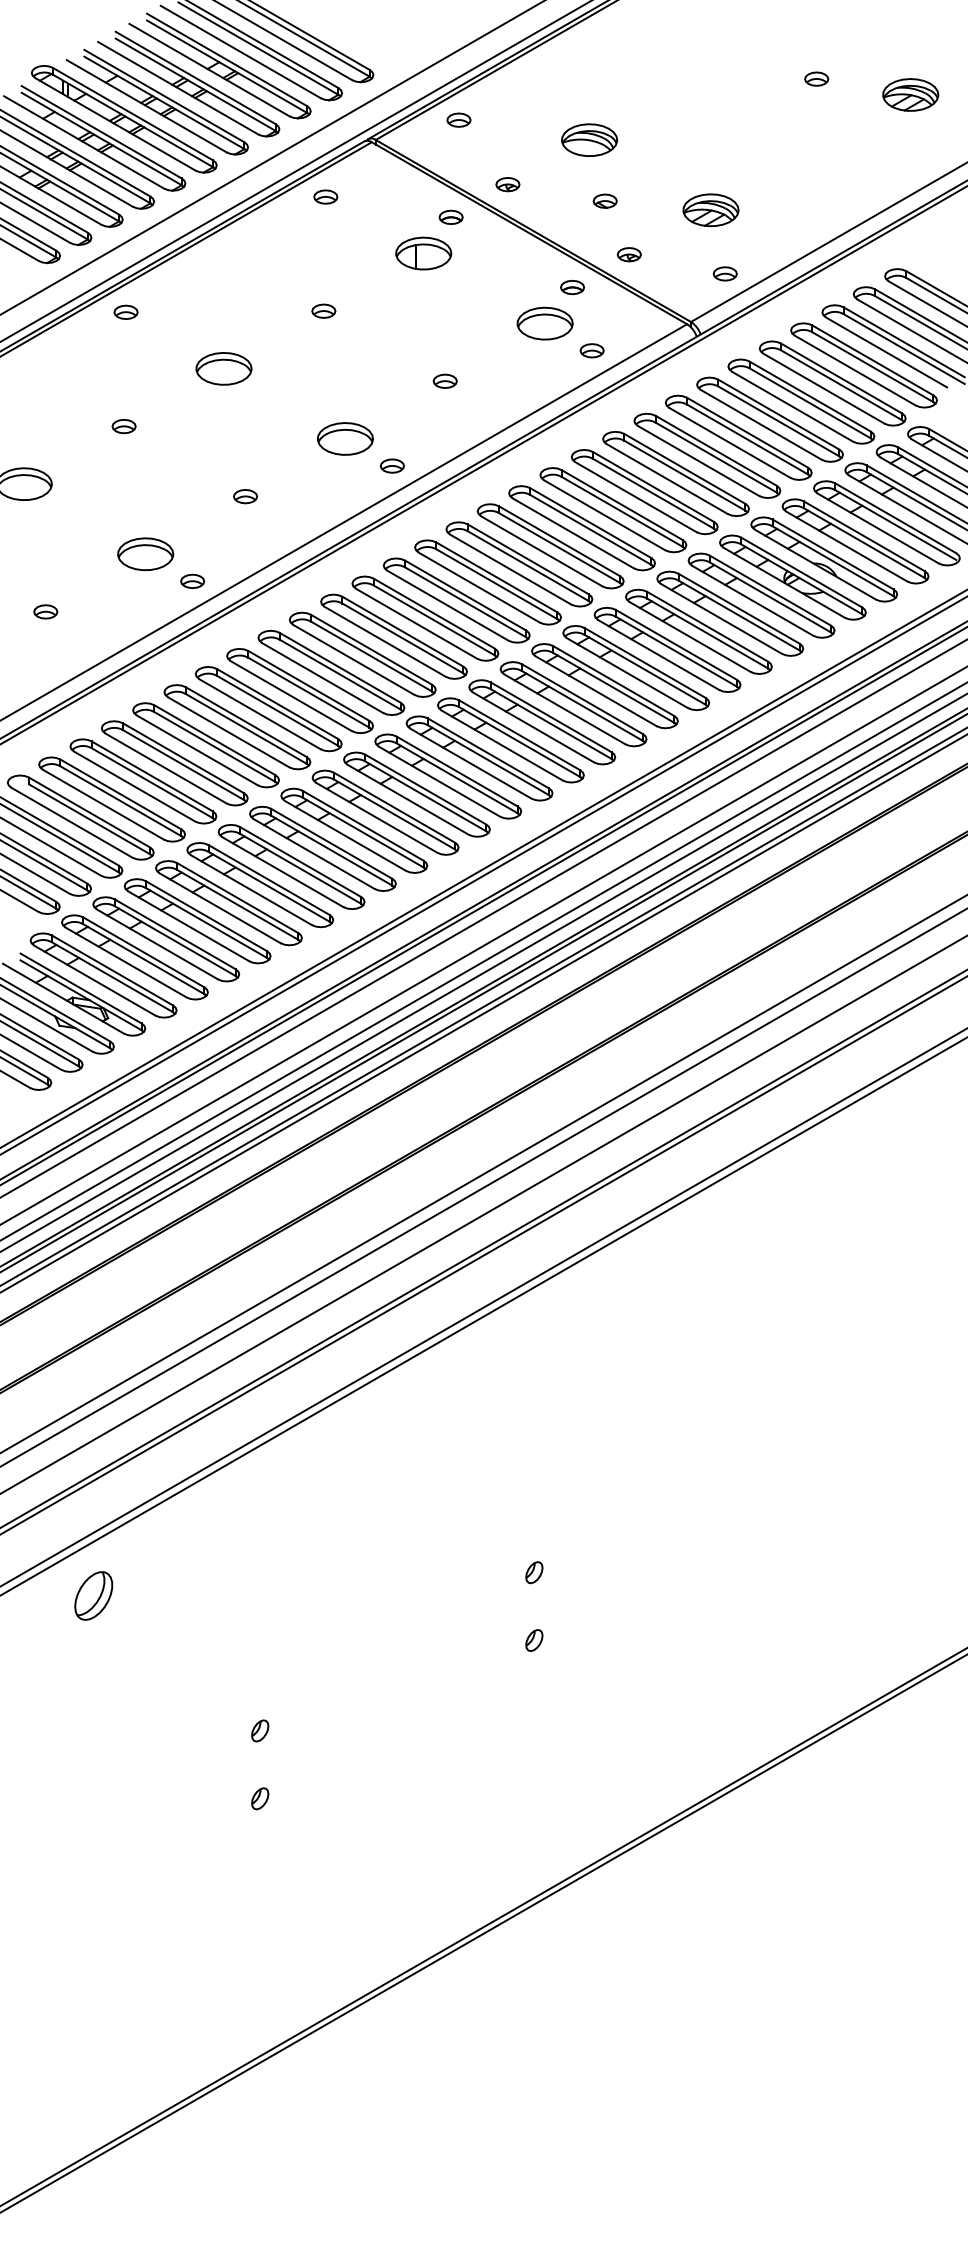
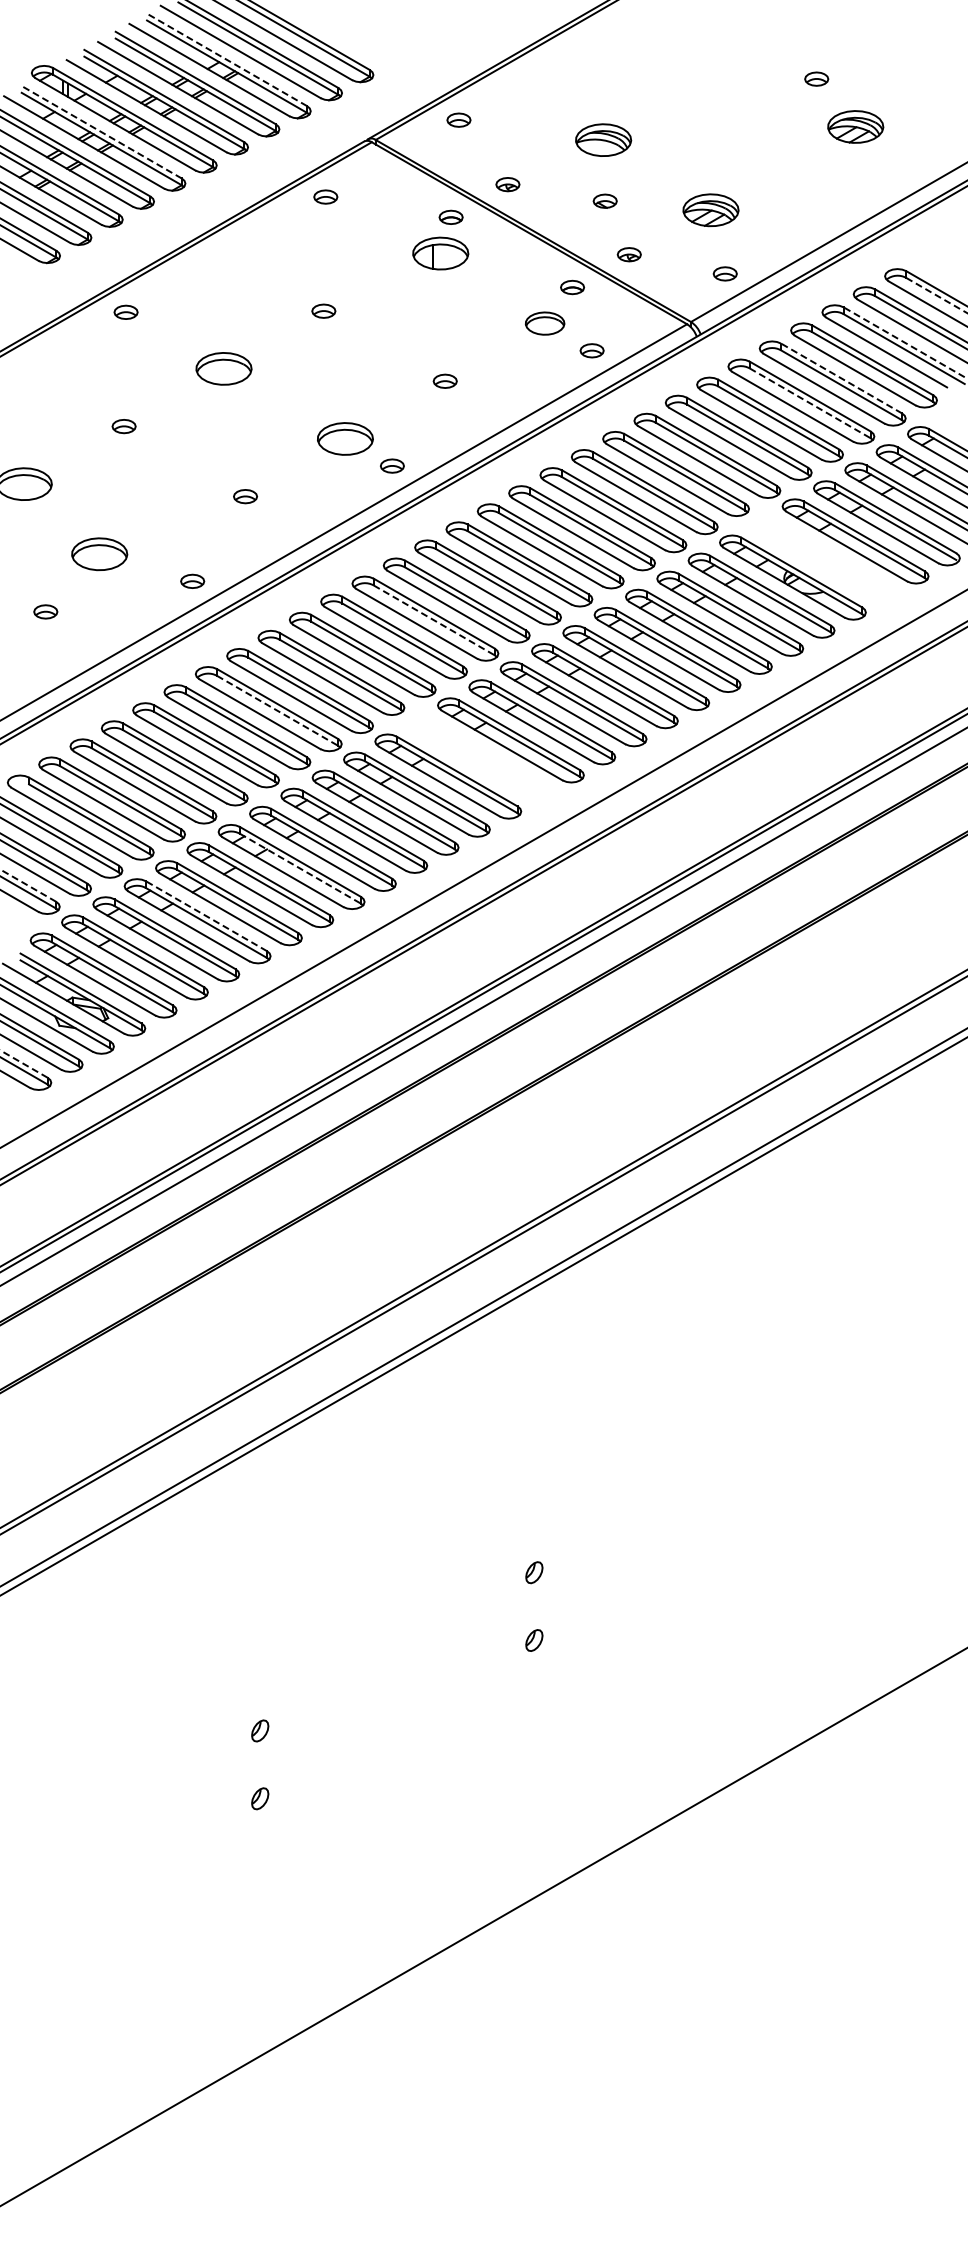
line: solid -> dashed (226, 59)
part position: (910, 94) -> (855, 126) (855, 126)
line: solid -> dashed (101, 132)
part position: (589, 139) -> (603, 139) (603, 139)
line: present -> none (271, 157)
line: present -> none (295, 171)
part position: (423, 253) -> (440, 253) (440, 253)
line: solid -> dashed (937, 295)
part size: 58x35 px -> 42x25 px (544, 323)
line: solid -> dashed (904, 342)
line: solid -> dashed (841, 378)
line: solid -> dashed (810, 403)
part position: (145, 554) -> (99, 554) (99, 554)
part: present -> none (824, 559)
line: solid -> dashed (434, 620)
line: solid -> dashed (277, 710)
part: present -> none (479, 758)
line: solid -> dashed (300, 868)
line: present -> none (483, 875)
line: solid -> dashed (28, 885)
line: solid -> dashed (206, 916)
line: present -> none (483, 918)
line: present -> none (483, 945)
line: present -> none (483, 961)
line: present -> none (483, 972)
line: present -> none (483, 1013)
line: solid -> dashed (23, 1063)
line: present -> none (483, 1173)
line: present -> none (483, 1187)
line: present -> none (483, 1214)
part: present -> none (93, 1595)
line: present -> none (483, 1933)
